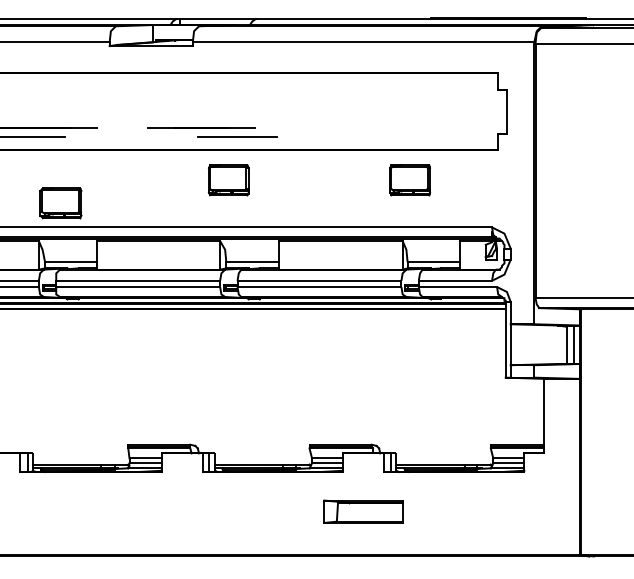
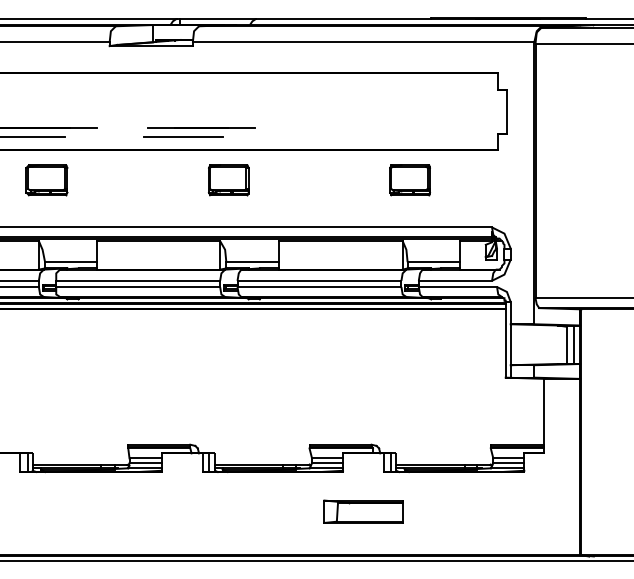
line position: (237, 136) -> (183, 136) (183, 136)
part position: (60, 203) -> (46, 180) (46, 180)
line: none -> present (316, 561)
